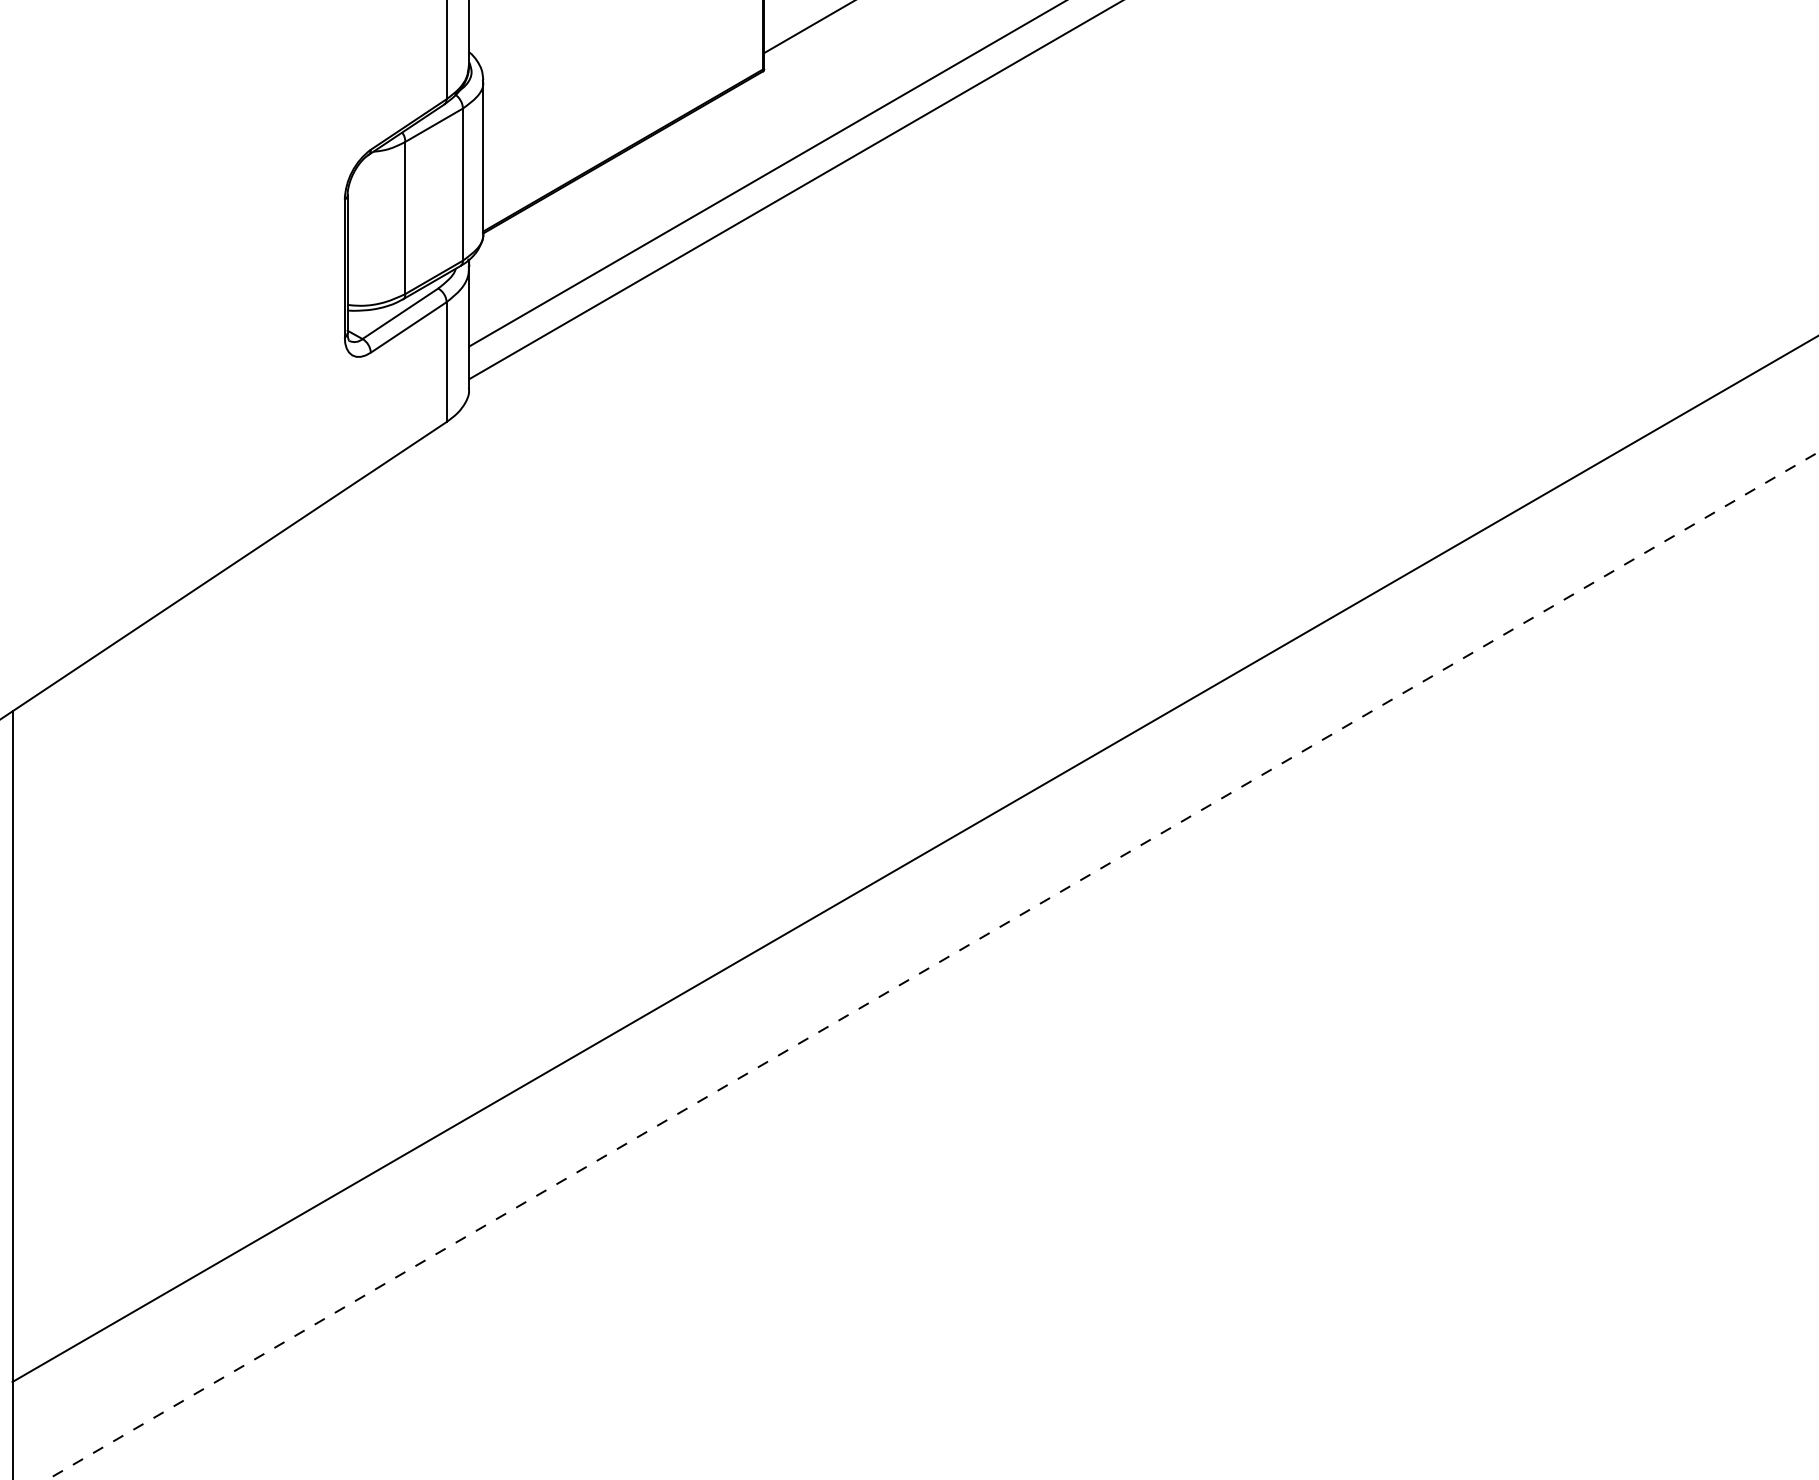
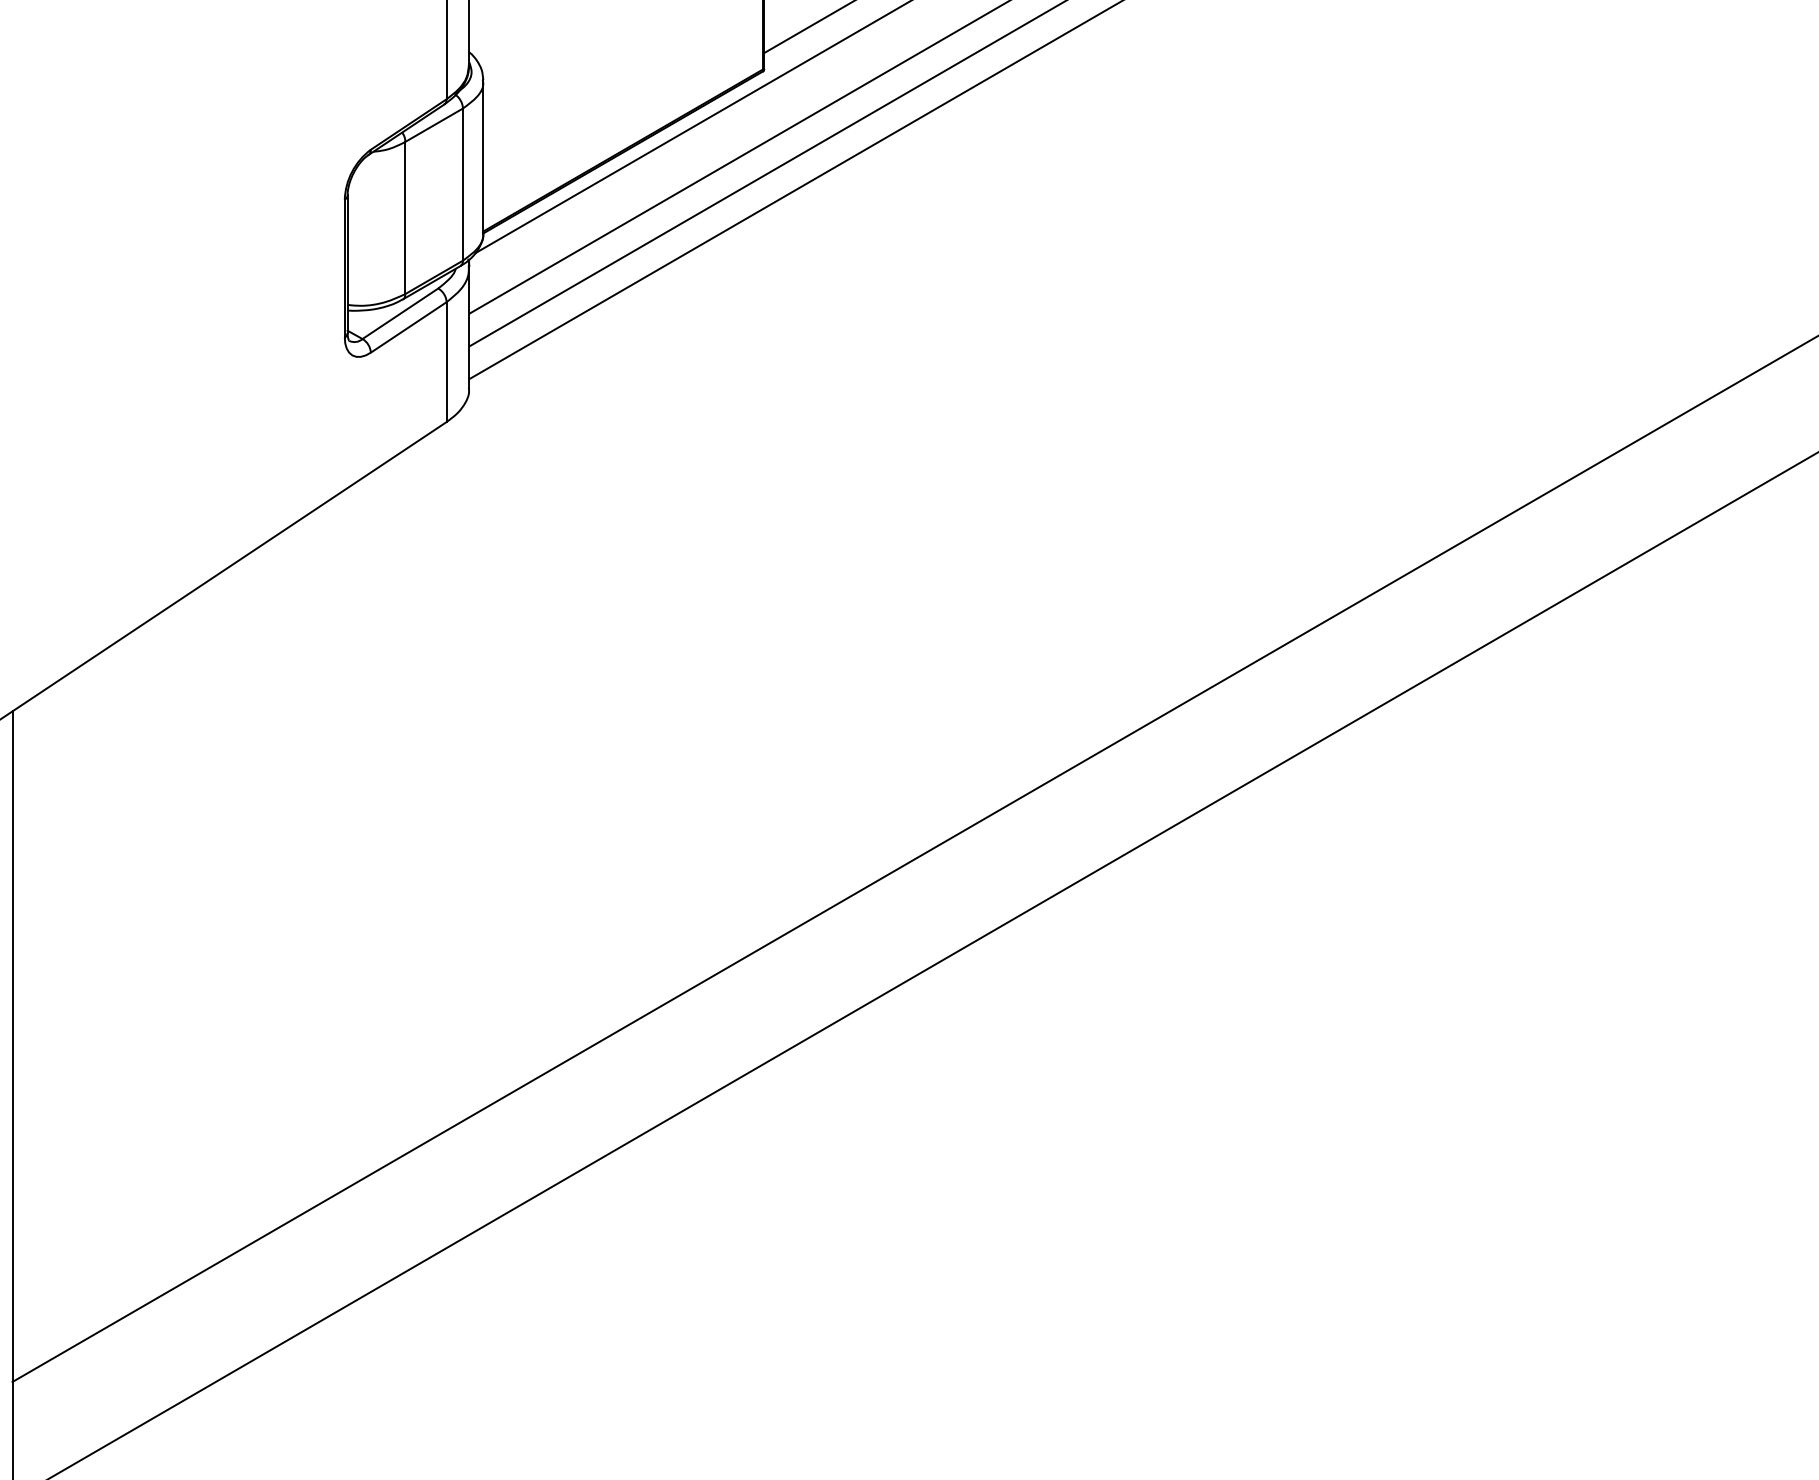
line: none -> present (691, 127)
line: none -> present (737, 157)
line: dashed -> solid (932, 966)
